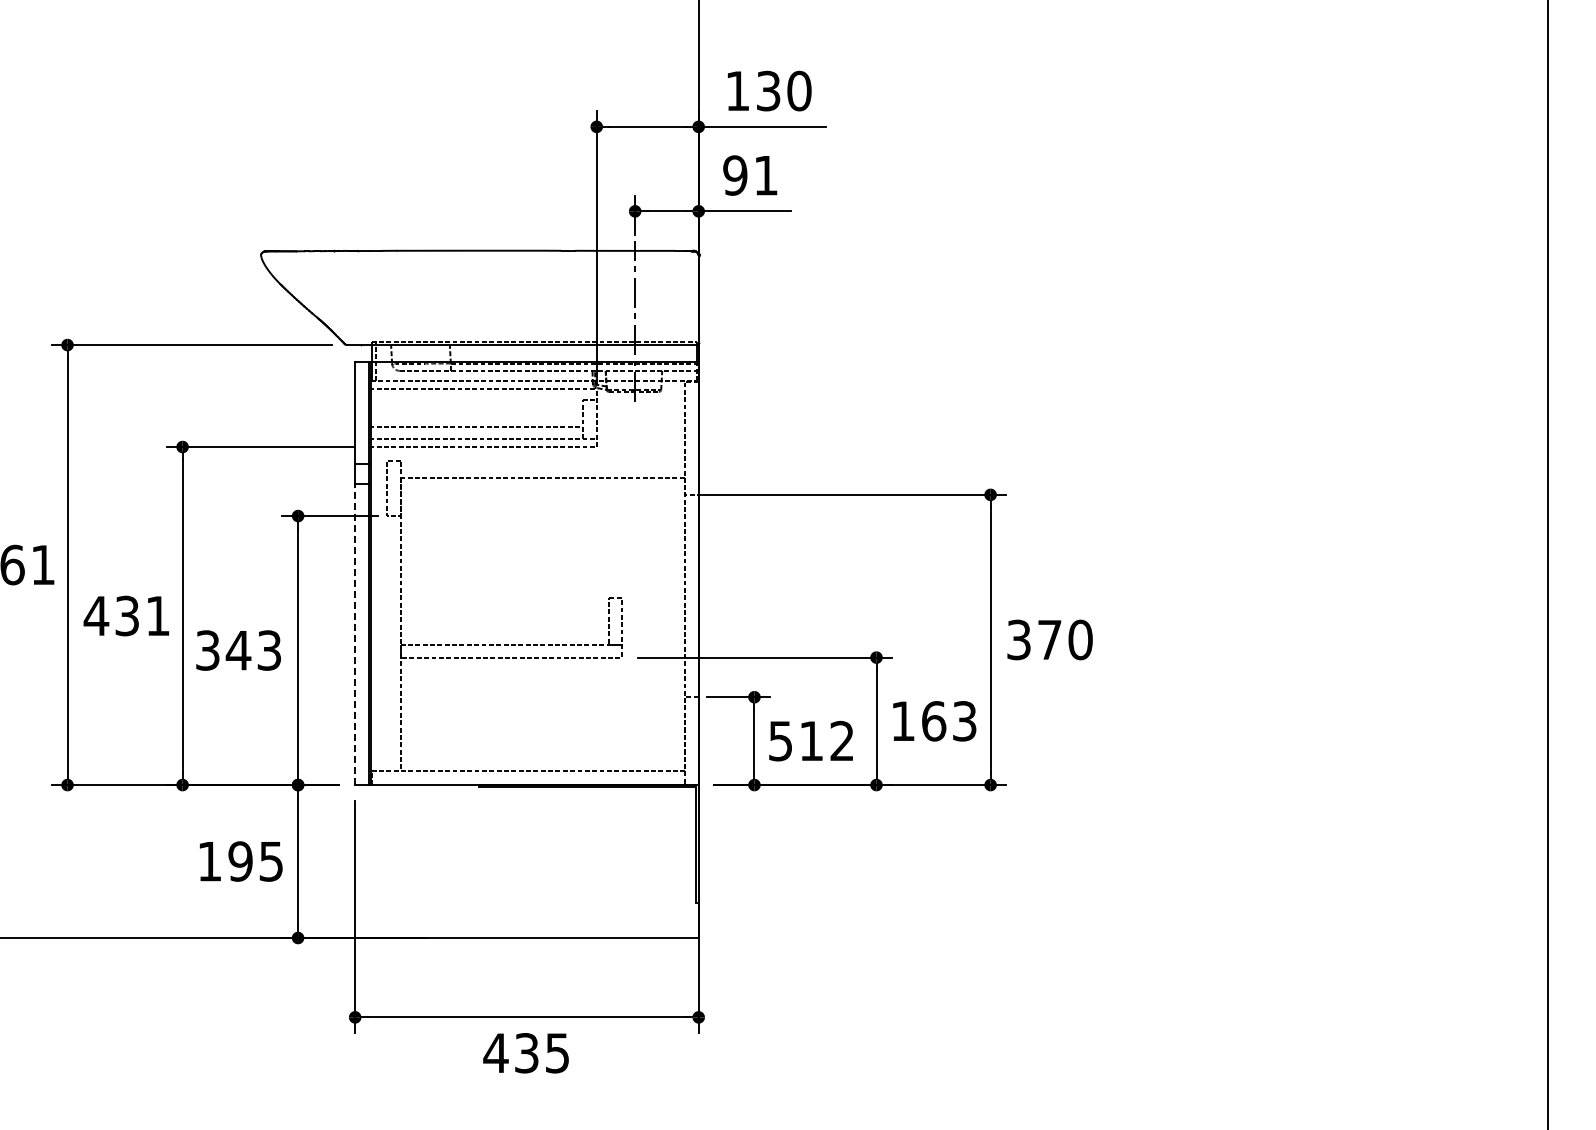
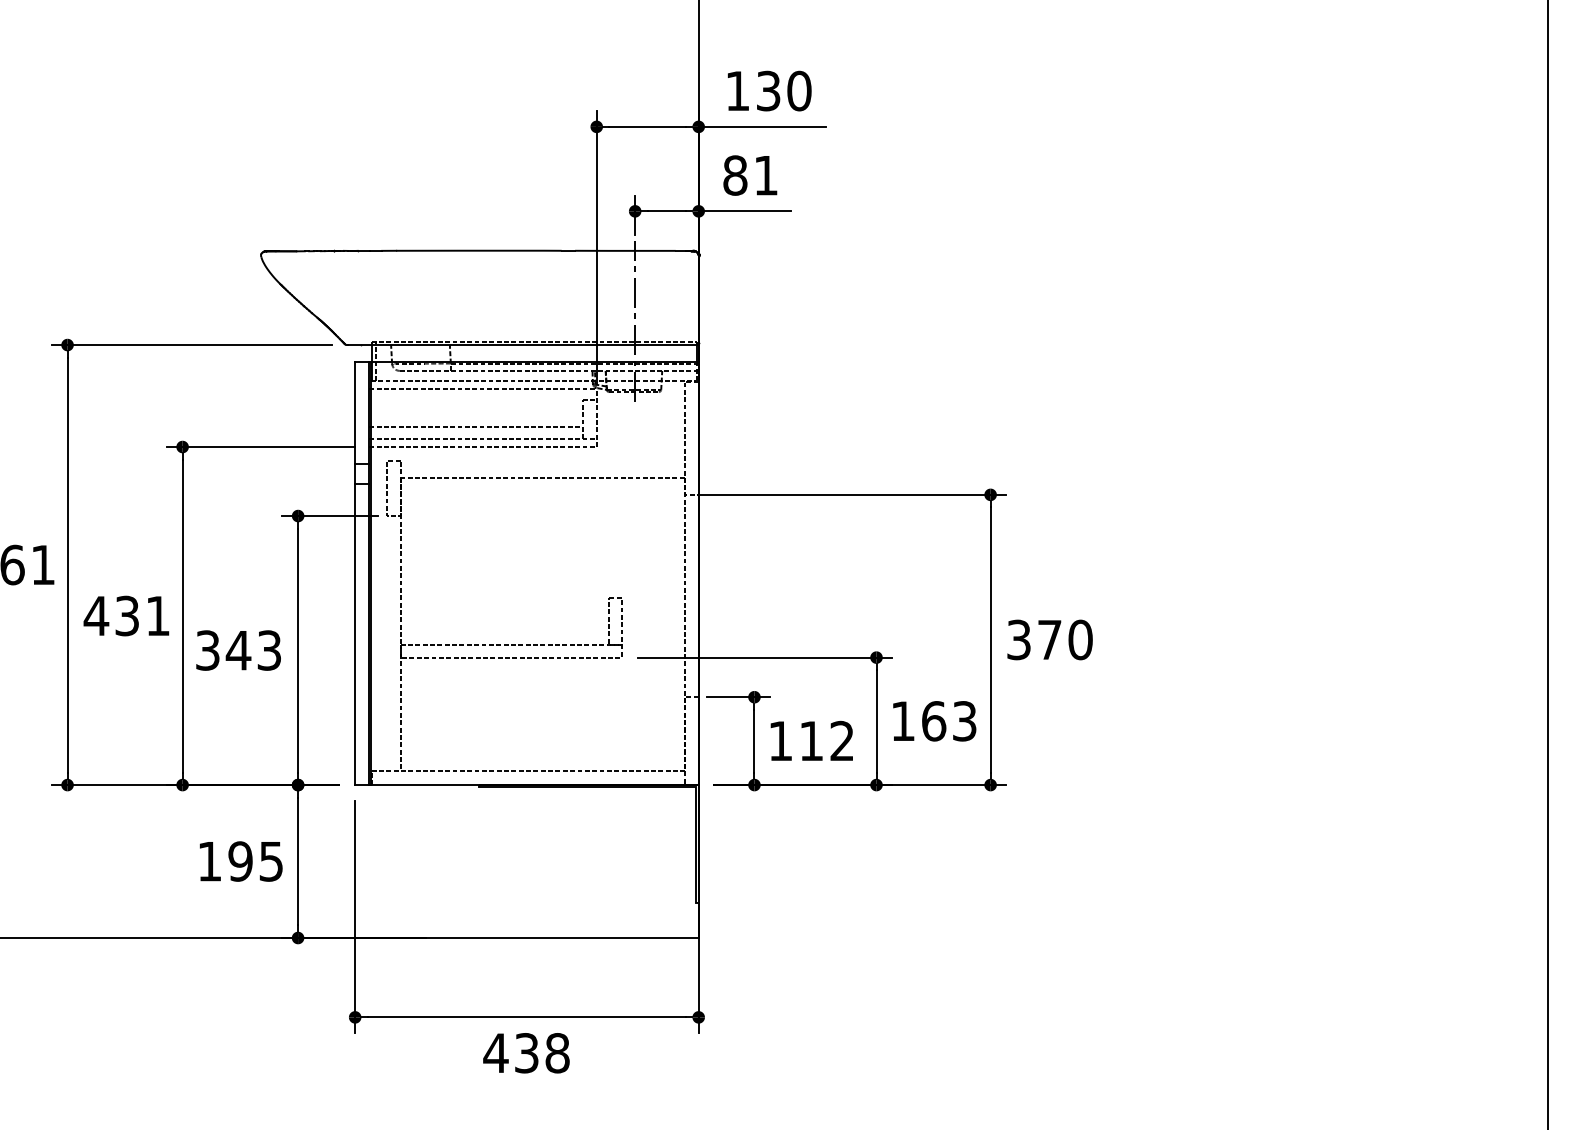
text: 91 -> 81 (735, 175)
line: dashed -> solid (355, 634)
text: 512 -> 112 (780, 741)
text: 435 -> 438 (557, 1053)
